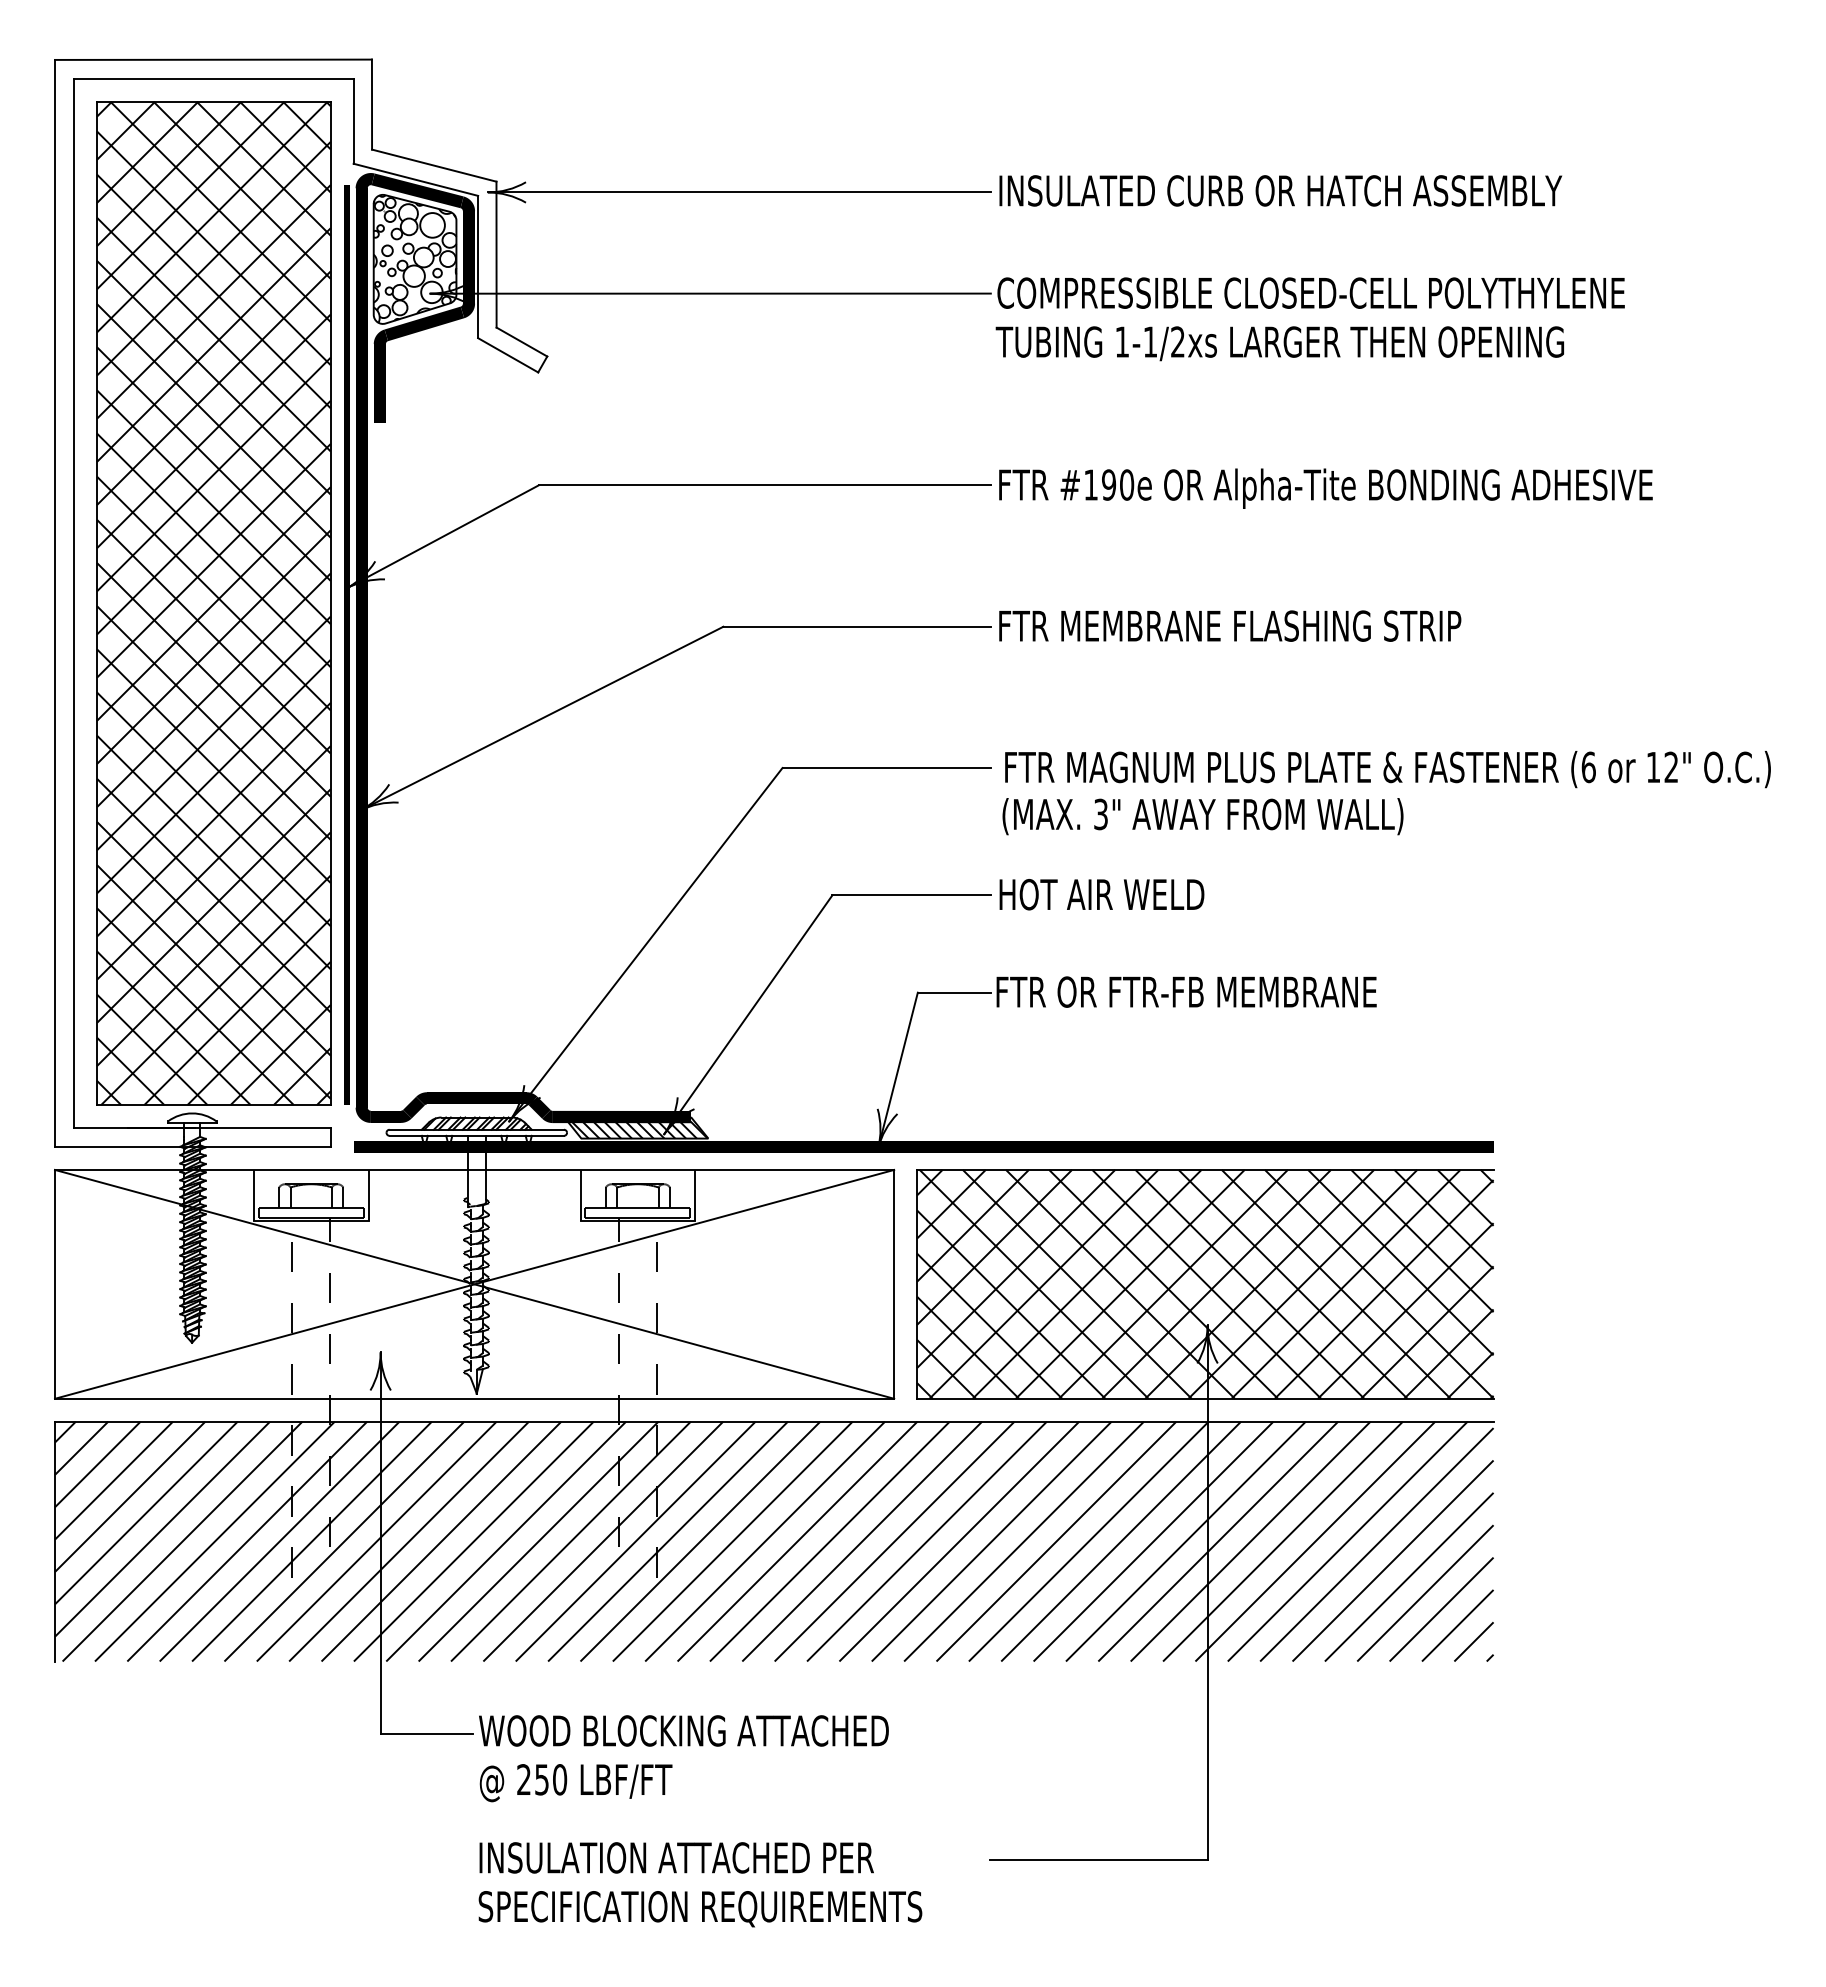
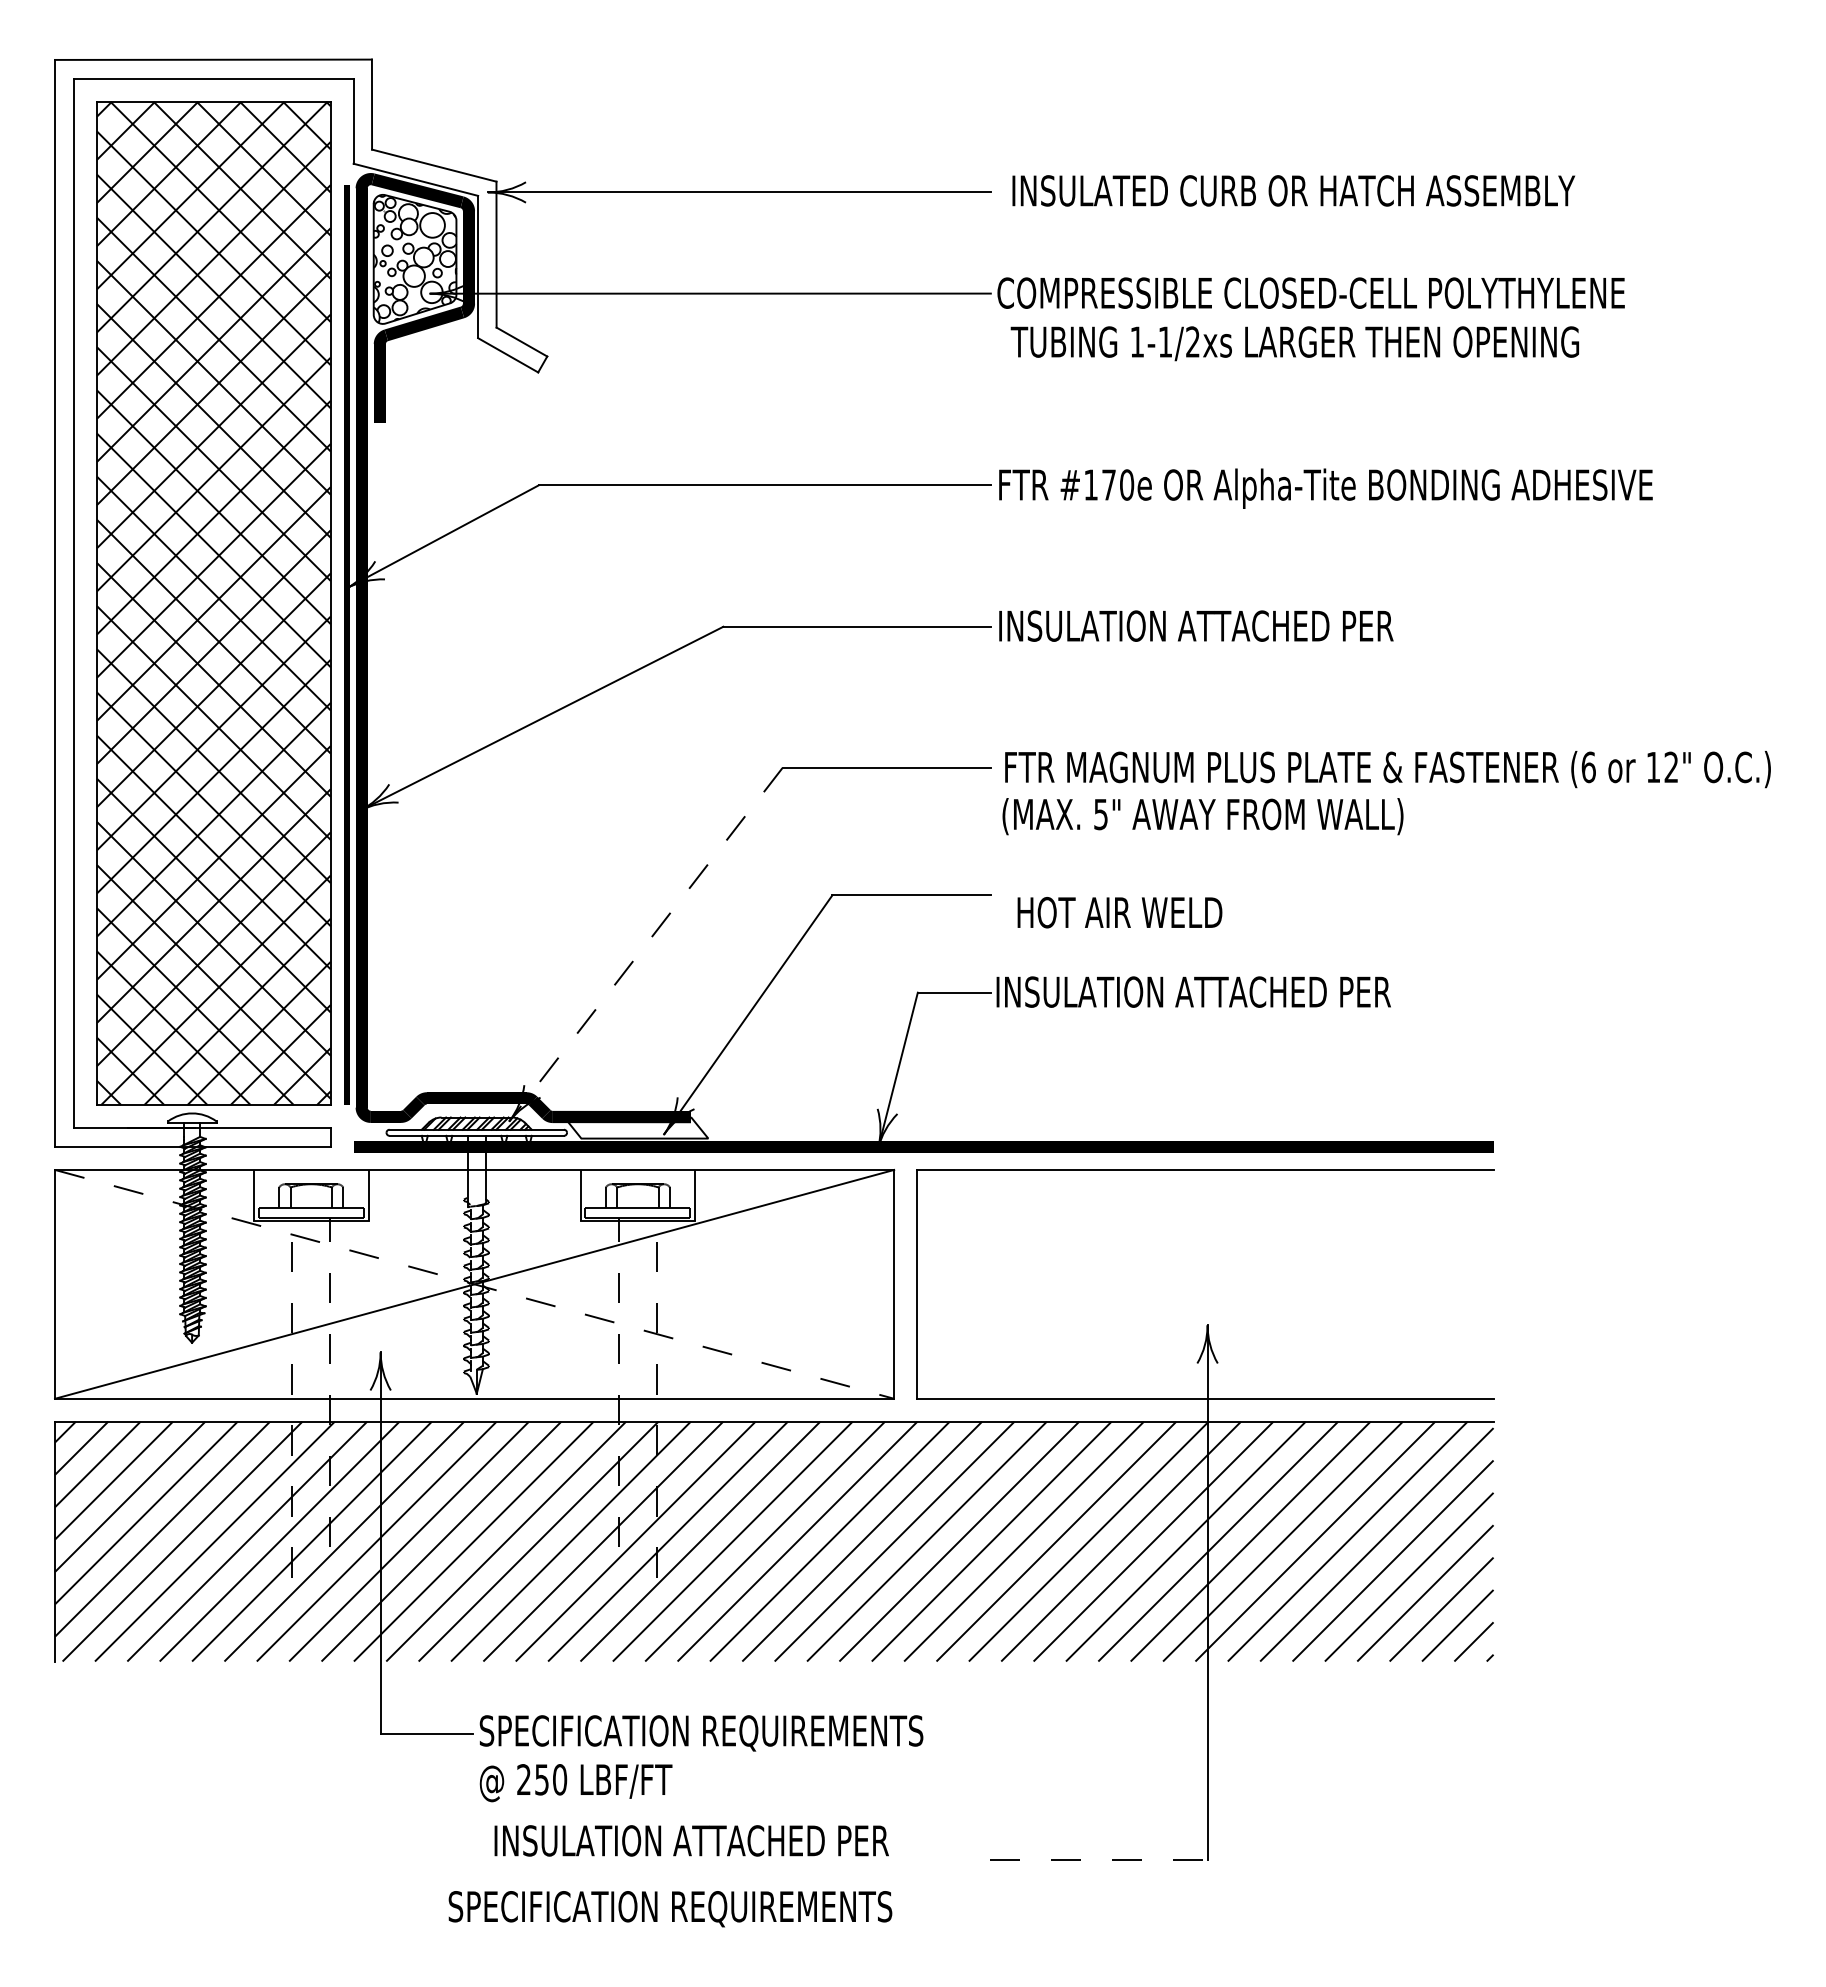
text position: (1280, 190) -> (1293, 190) (1293, 190)
text position: (1279, 343) -> (1294, 343) (1294, 343)
text: #190e -> #170e (1109, 484)
text: FTR MEMBRANE FLASHING STRIP -> INSULATION ATTACHED PER (1231, 625)
text: 3" -> 5" (1101, 813)
text position: (1101, 894) -> (1119, 912) (1119, 912)
line: solid -> dashed (645, 945)
text: FTR OR FTR-FB MEMBRANE -> INSULATION ATTACHED PER (1194, 991)
hatch: present -> none (637, 1127)
hatch: present -> none (1205, 1283)
line: solid -> dashed (474, 1284)
text: WOOD BLOCKING ATTACHED -> SPECIFICATION REQUIREMENTS (701, 1733)
text position: (676, 1857) -> (691, 1840) (691, 1840)
line: solid -> dashed (1099, 1860)
text position: (700, 1909) -> (670, 1909) (670, 1909)
